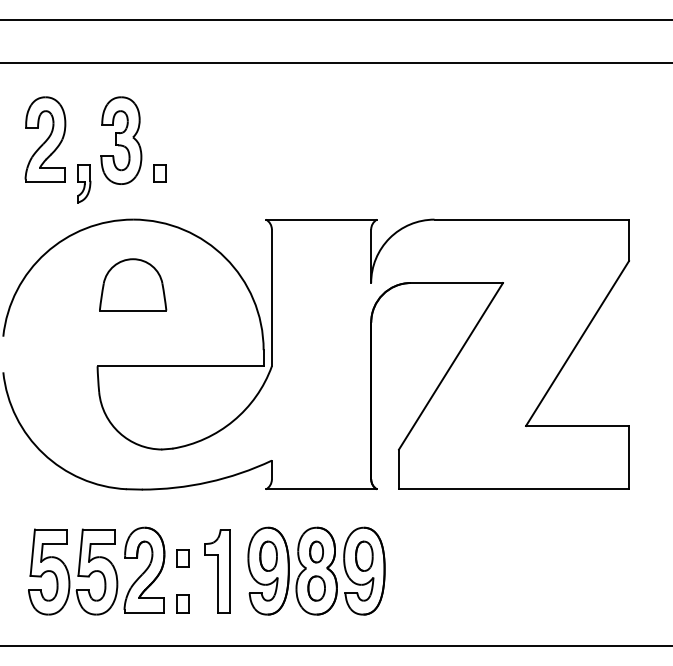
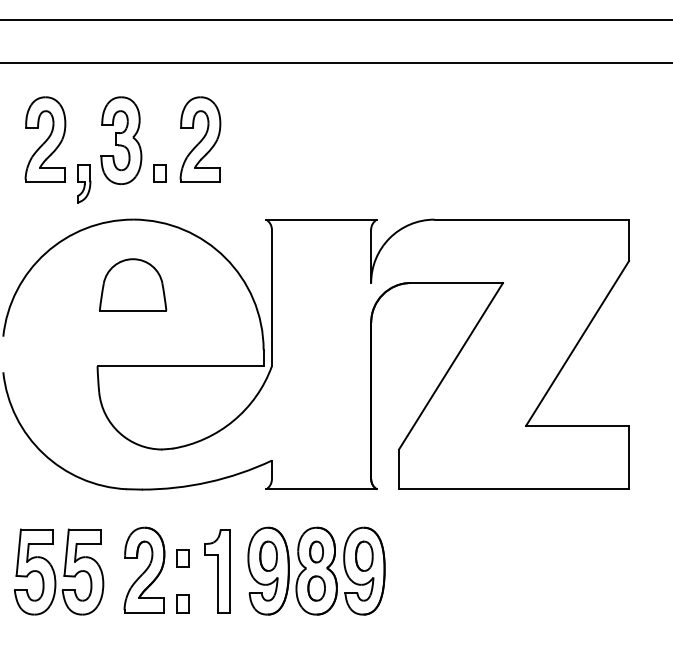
part: none -> present (200, 139)
part position: (73, 571) -> (59, 571) (59, 571)
line: present -> none (335, 645)
